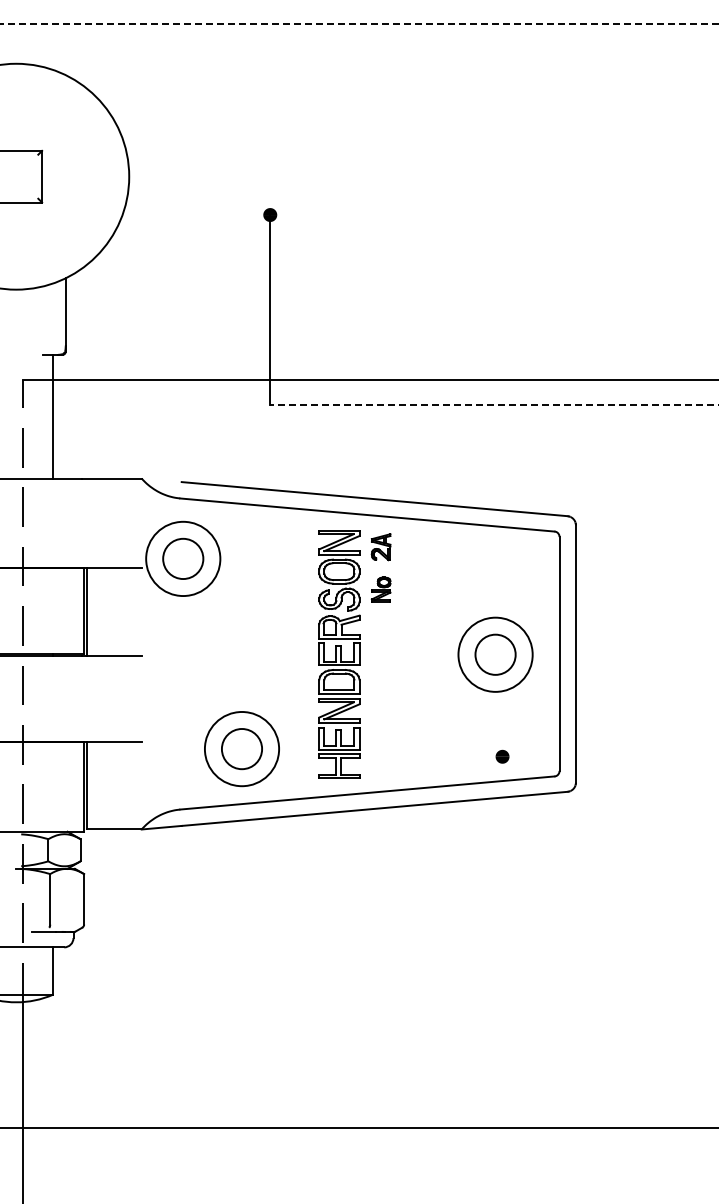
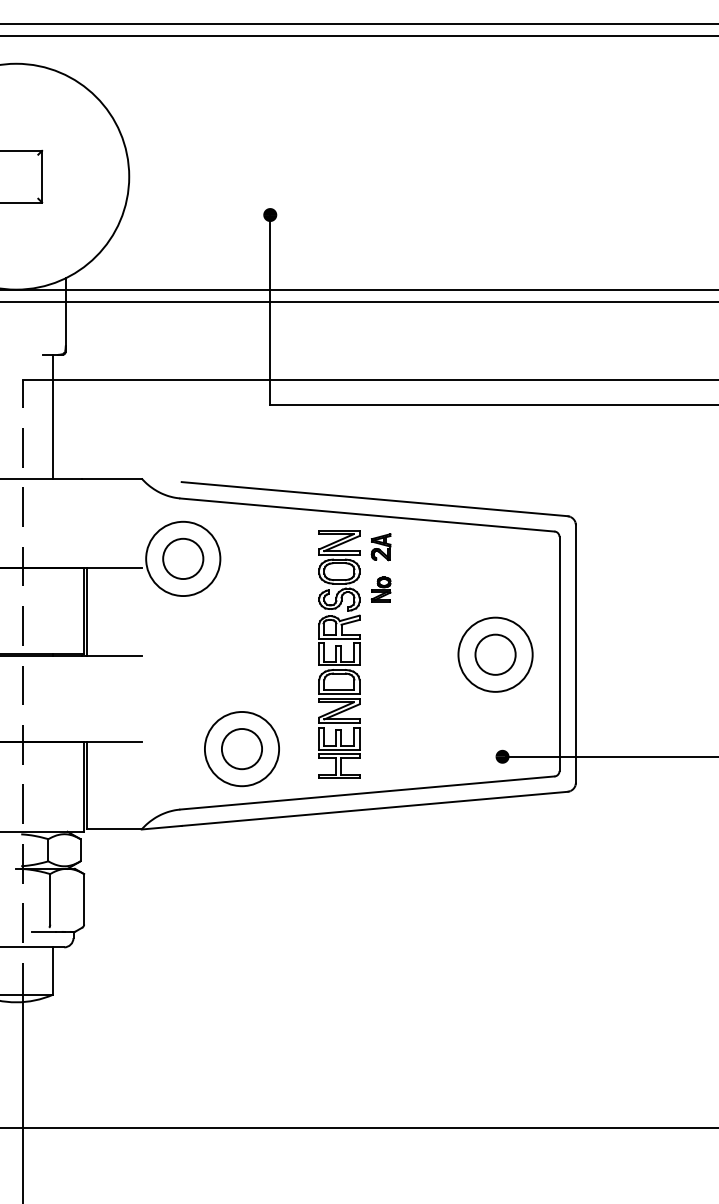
line: dashed -> solid (359, 23)
line: none -> present (358, 36)
line: none -> present (358, 289)
line: none -> present (358, 302)
line: dashed -> solid (494, 404)
line: none -> present (610, 756)
